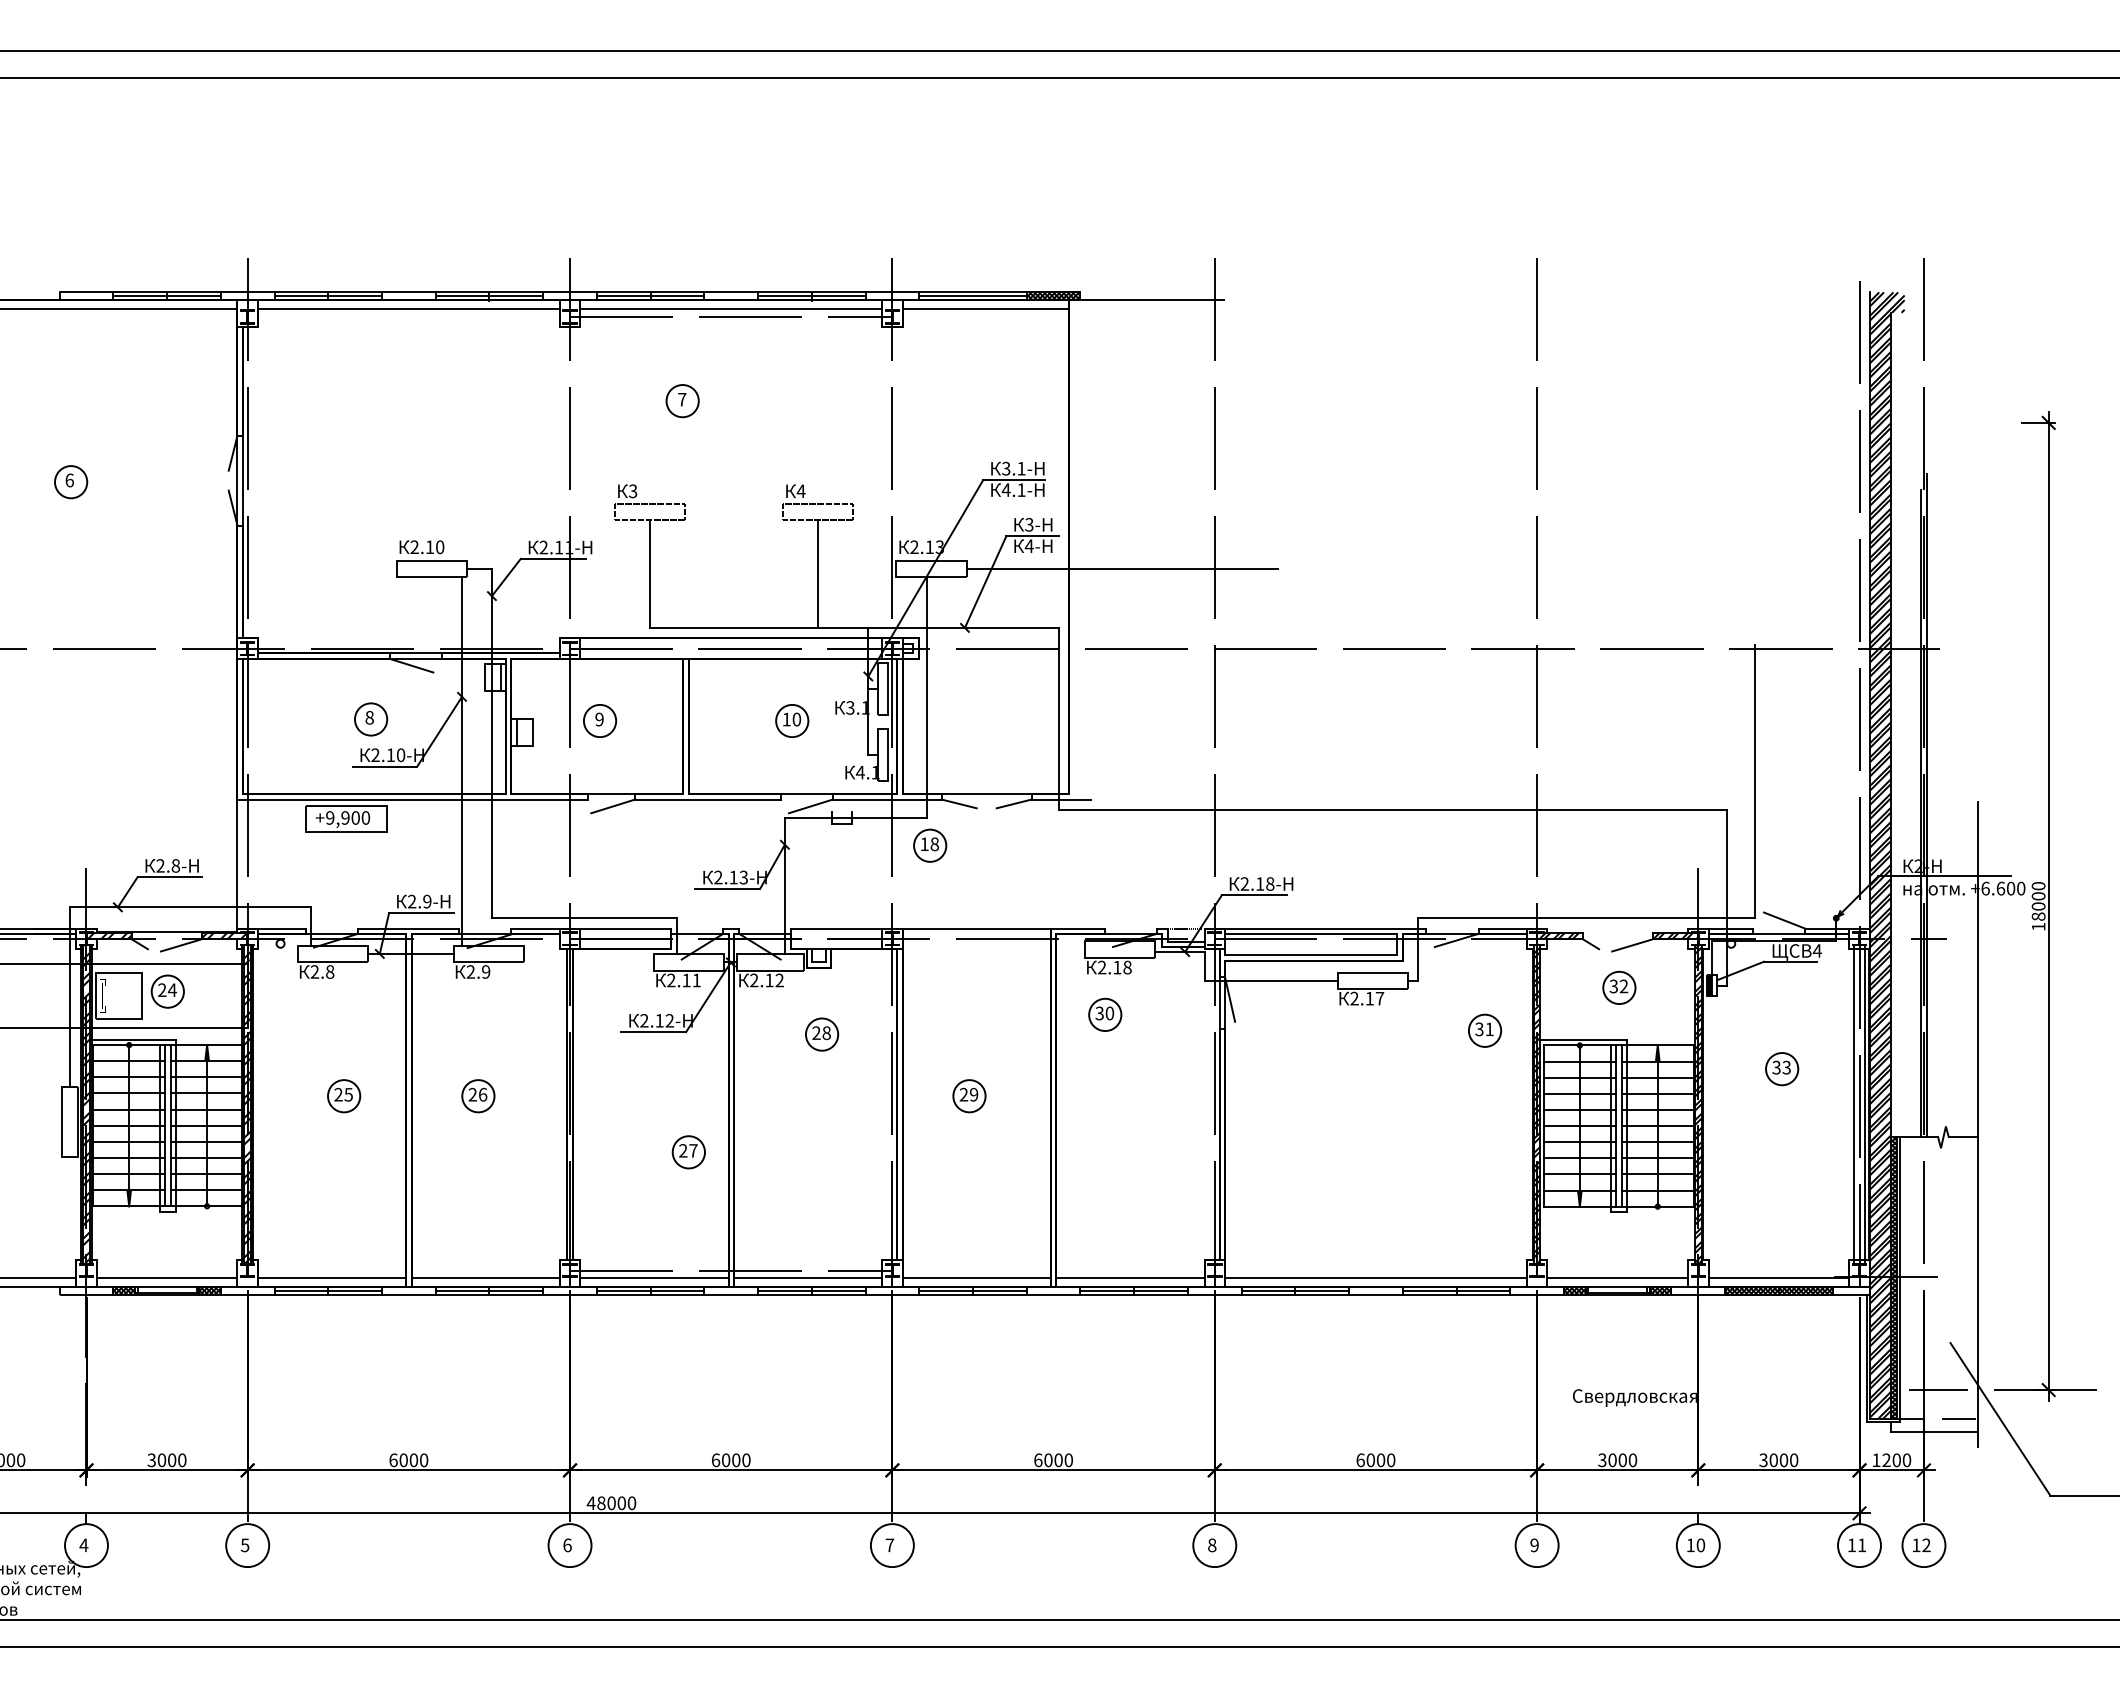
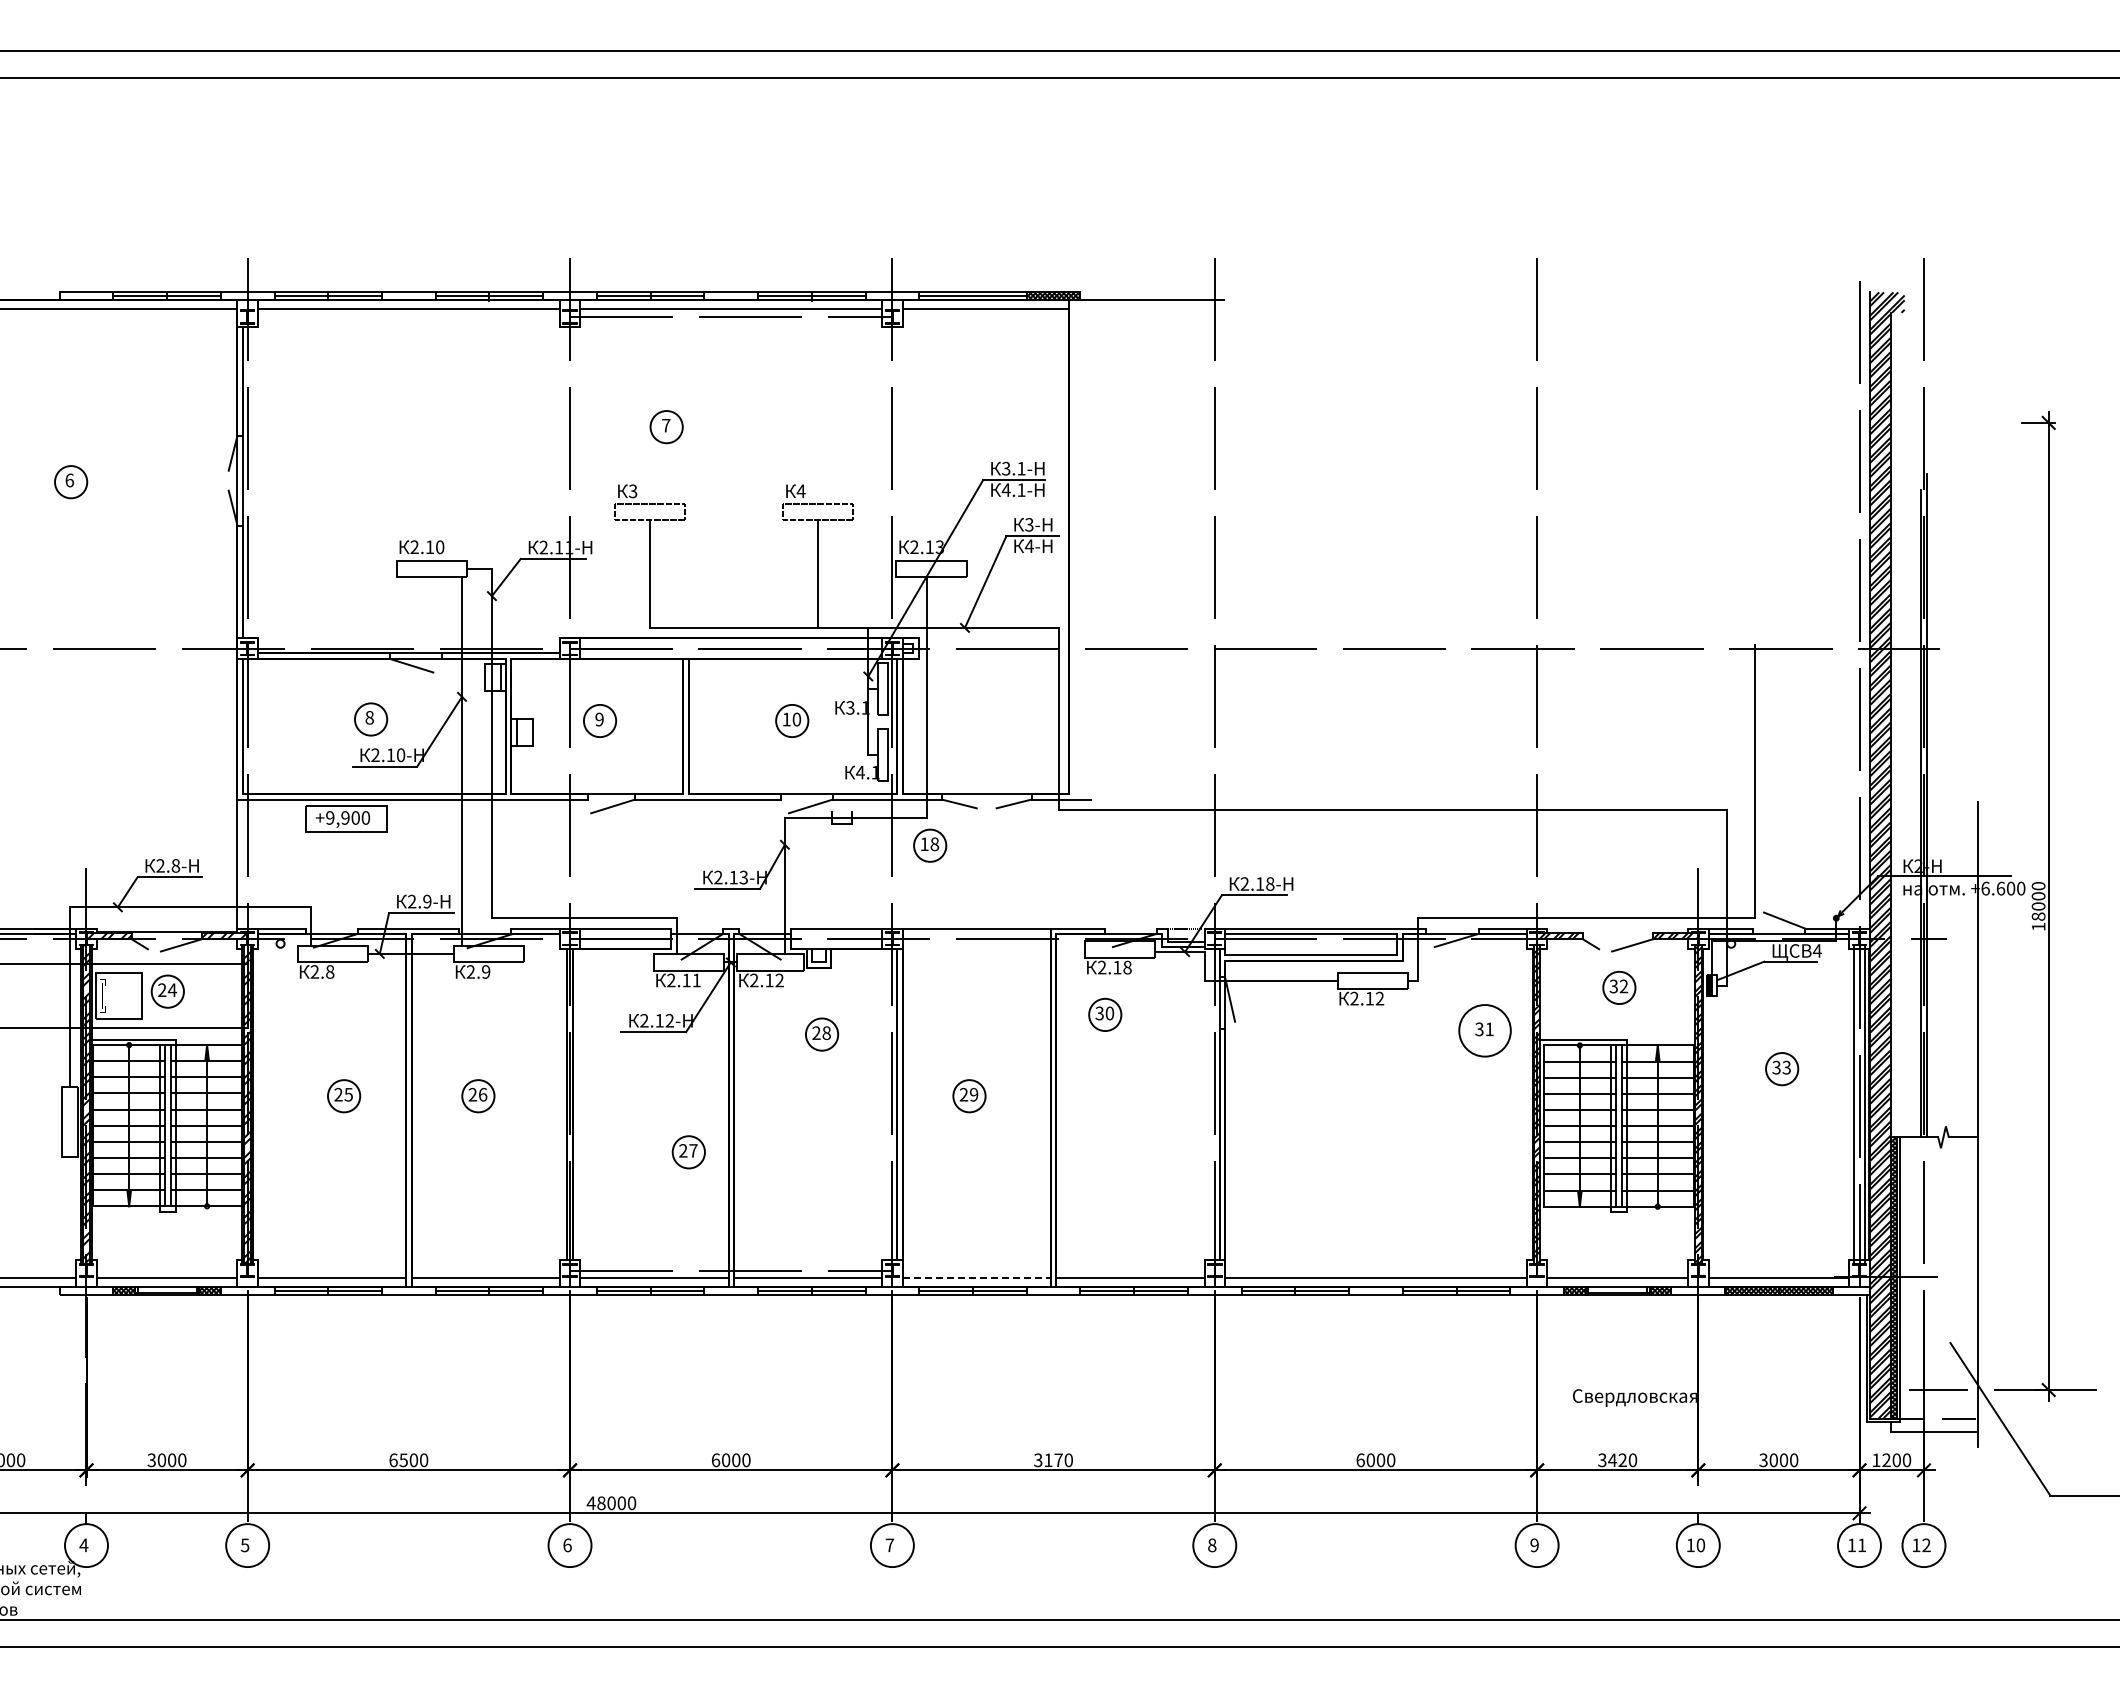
part position: (682, 401) -> (666, 427) (666, 427)
line: present -> none (1121, 569)
text: 2.17 -> 2.12 (1379, 998)
circle diameter: 32 px -> 52 px (1484, 1030)
line: solid -> dashed (977, 1278)
text: 6000 -> 6500 (403, 1460)
text: 6000 -> 3170 (1048, 1460)
text: 3000 -> 3420 (1617, 1460)
